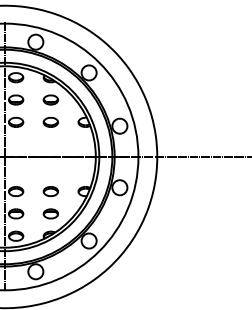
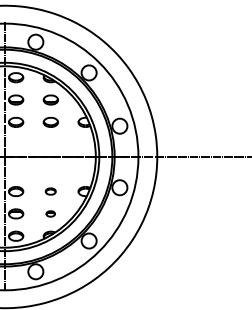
part size: 17x11 px -> 13x9 px (50, 191)
part size: 17x12 px -> 11x8 px (50, 213)
